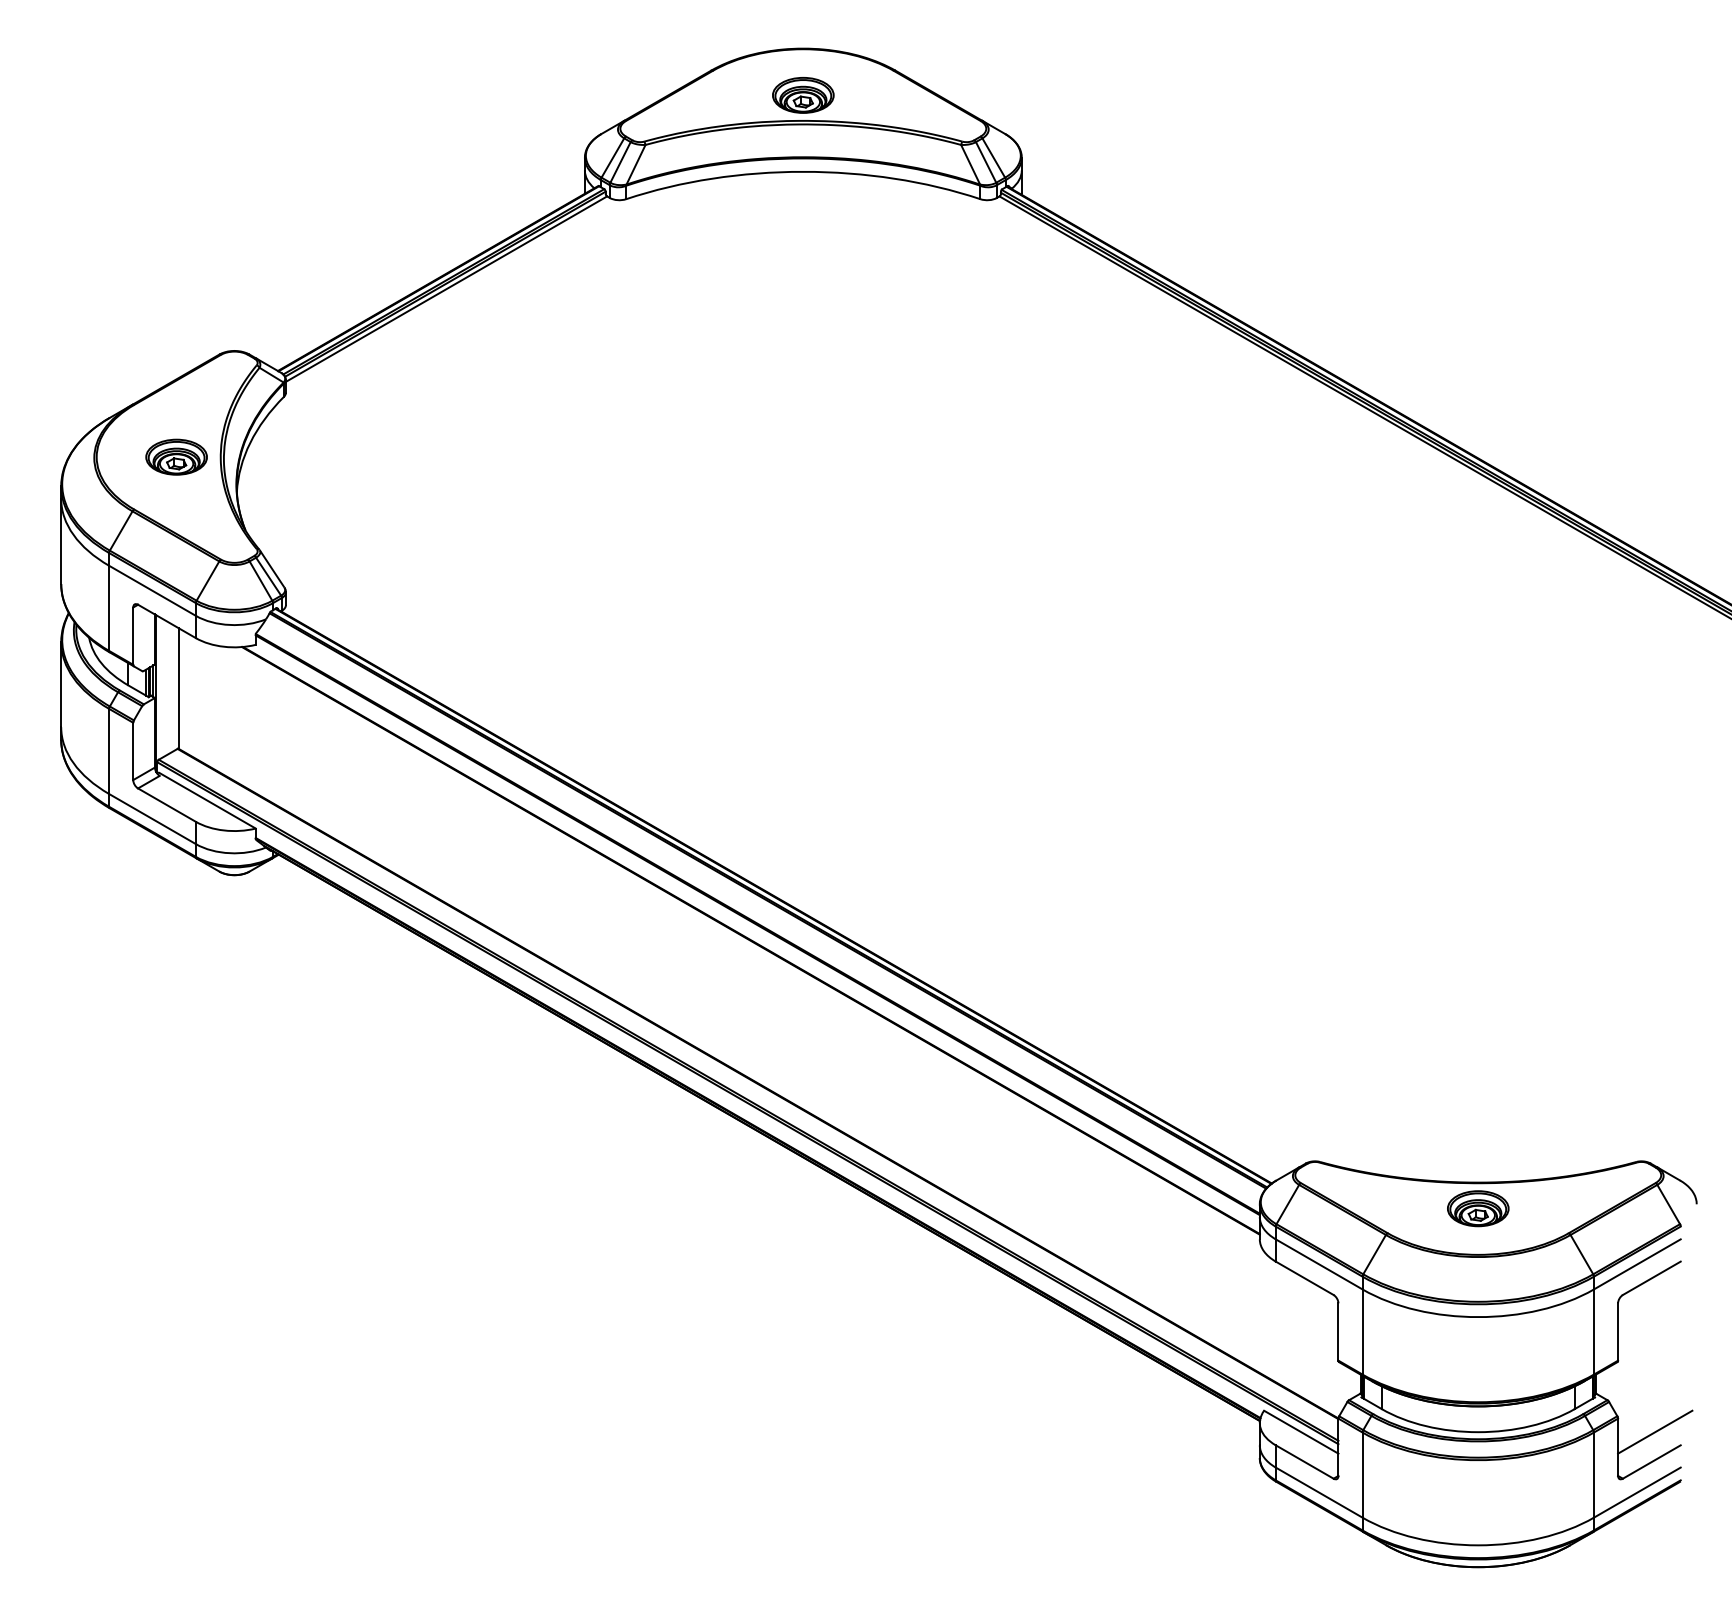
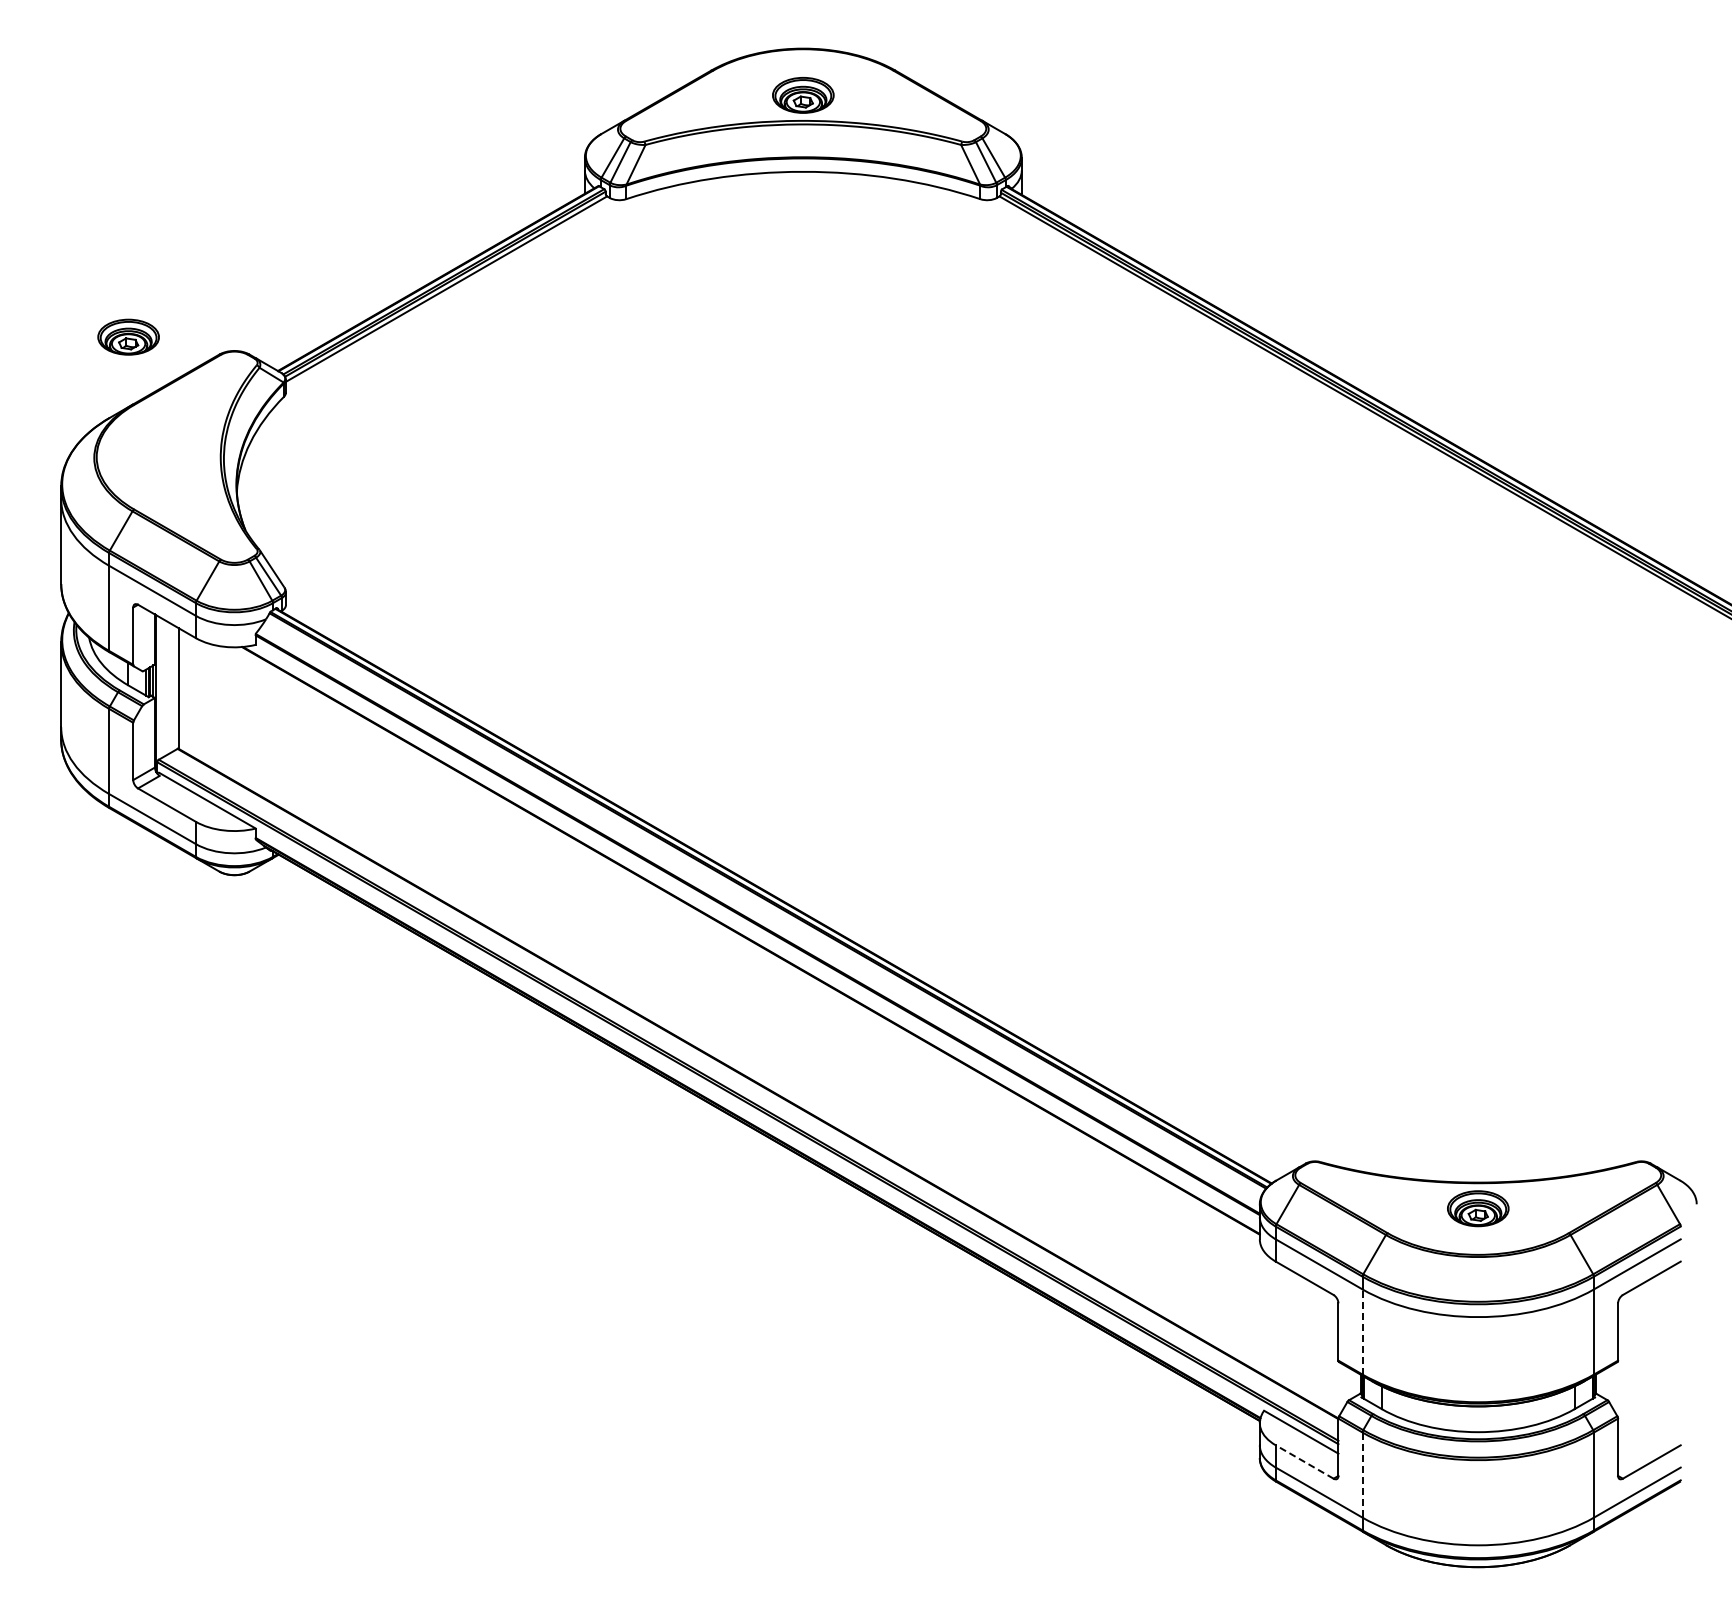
part position: (176, 456) -> (128, 336) (128, 336)
line: solid -> dashed (1362, 1332)
line: present -> none (1655, 1431)
line: solid -> dashed (1304, 1461)
line: solid -> dashed (1362, 1475)
